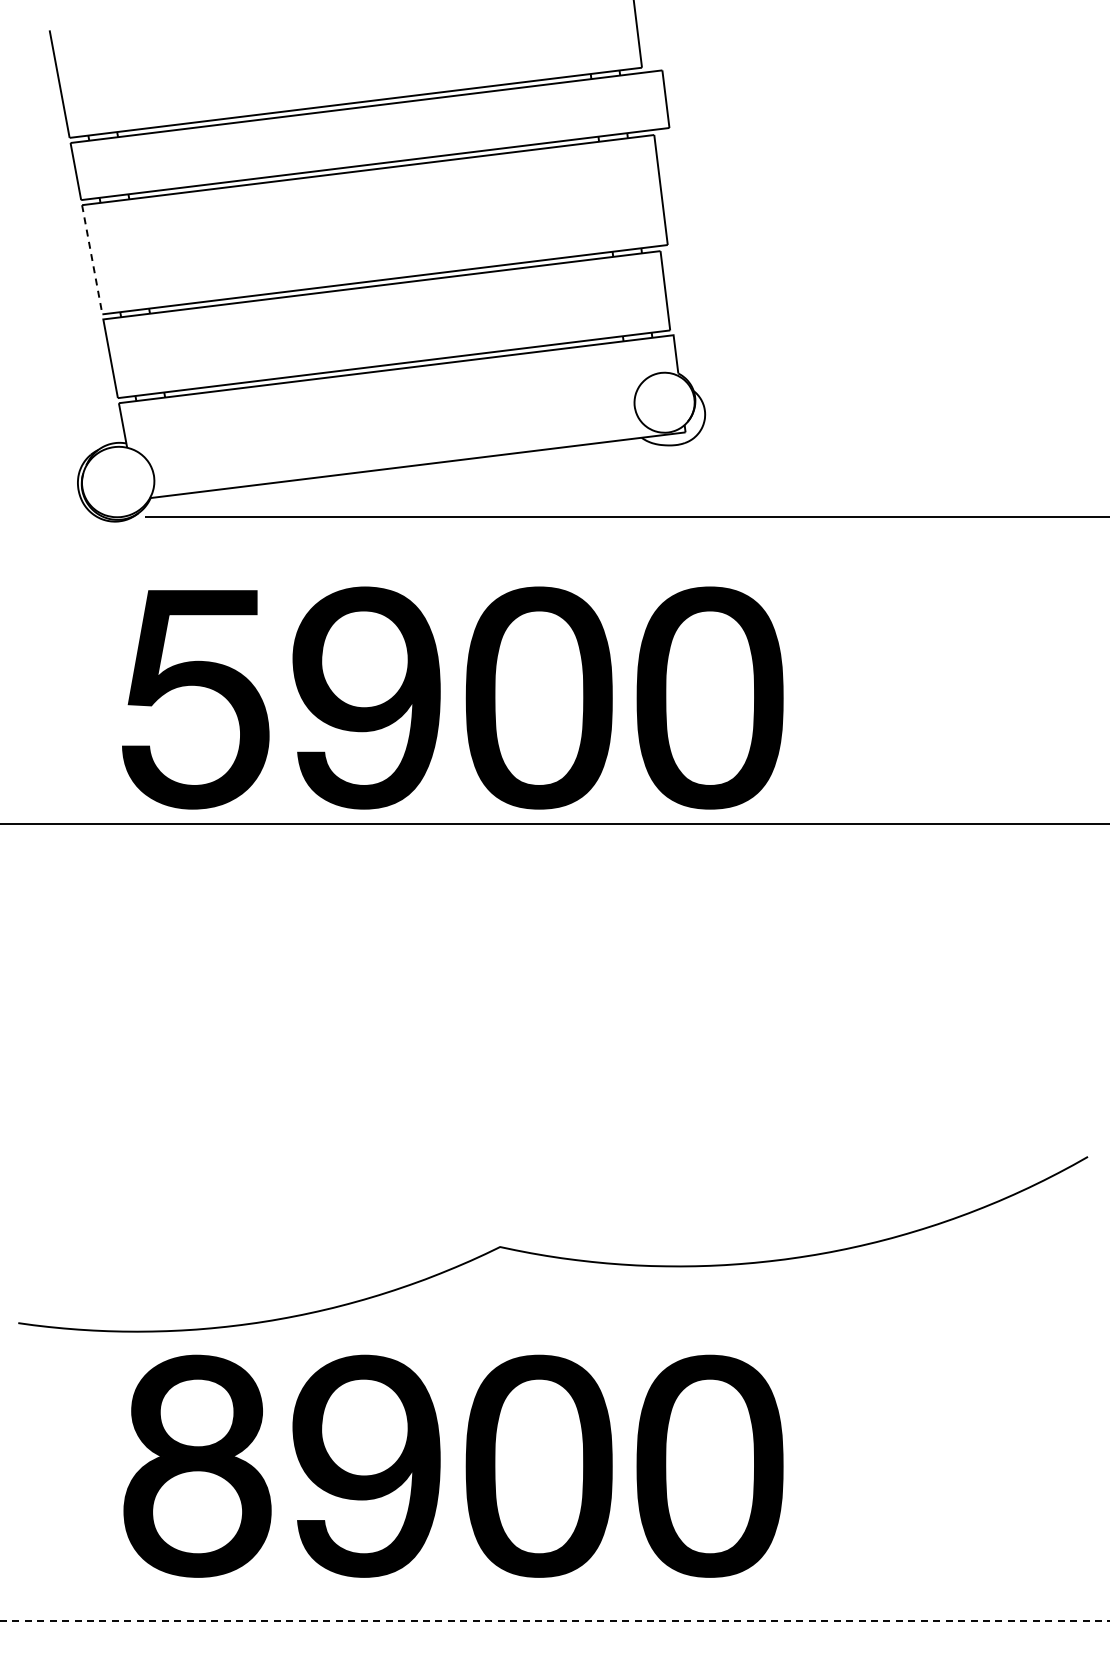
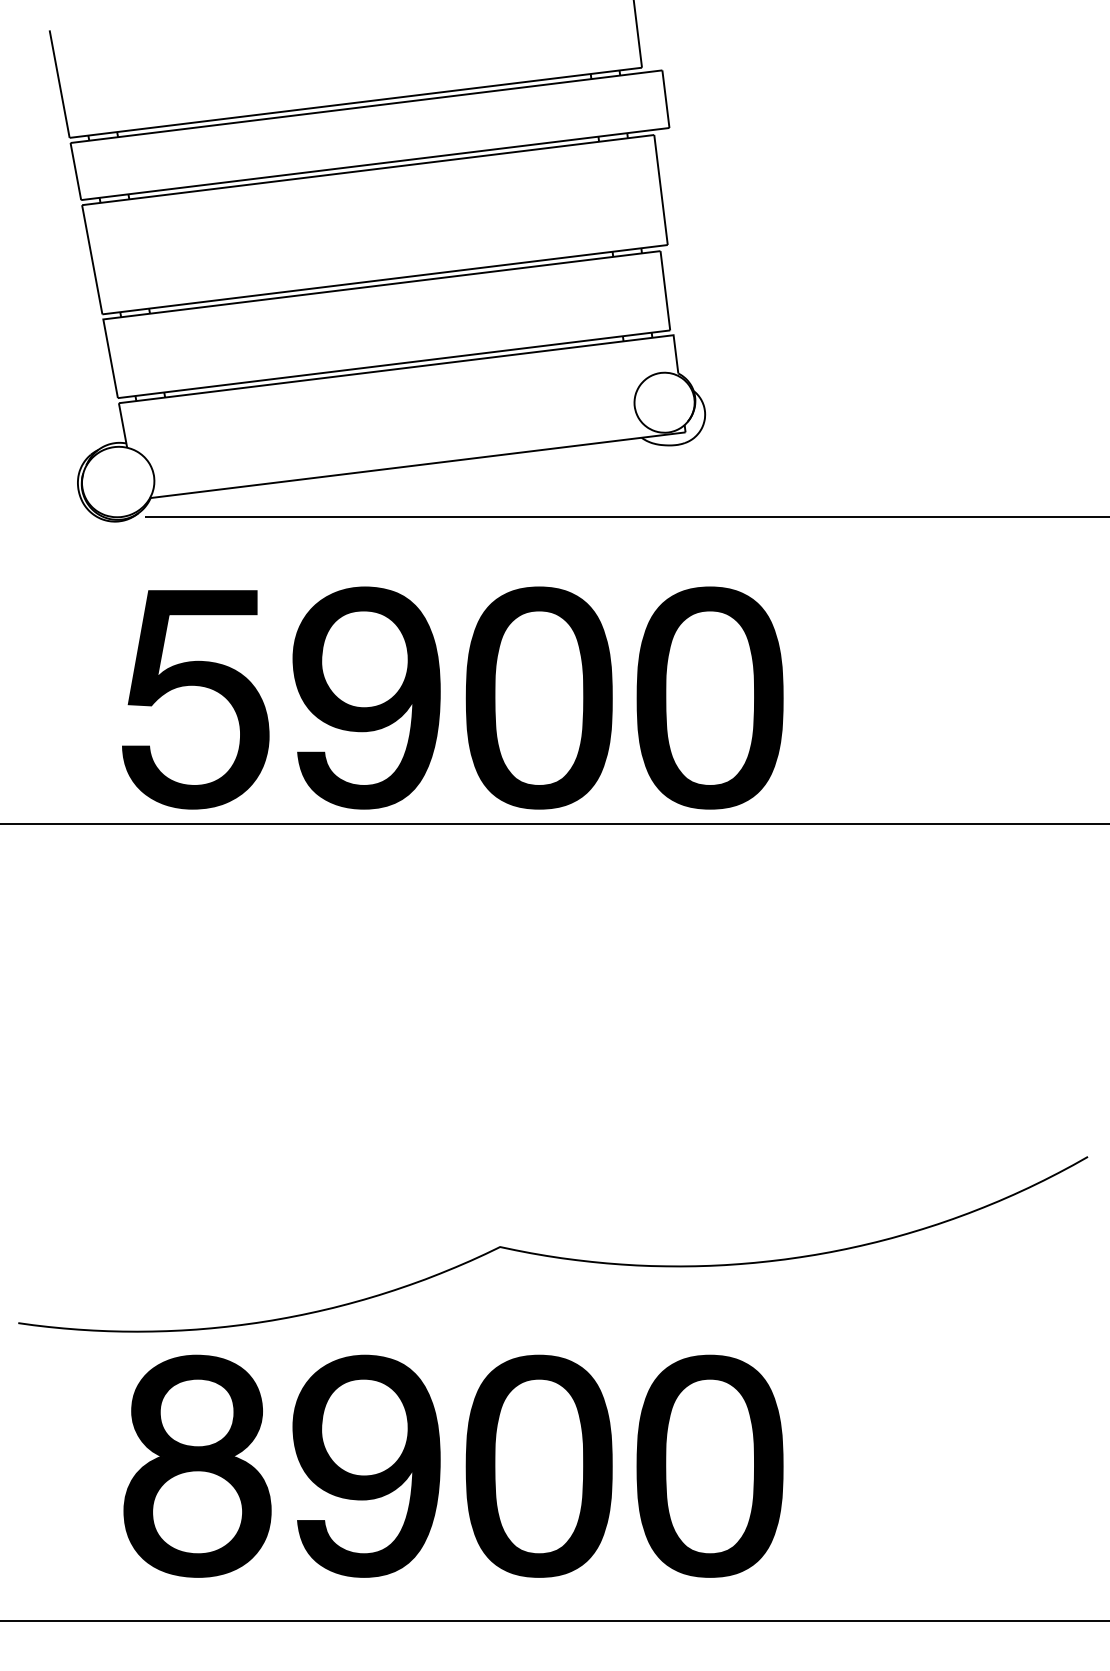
line: dashed -> solid (92, 259)
line: dashed -> solid (554, 1620)
